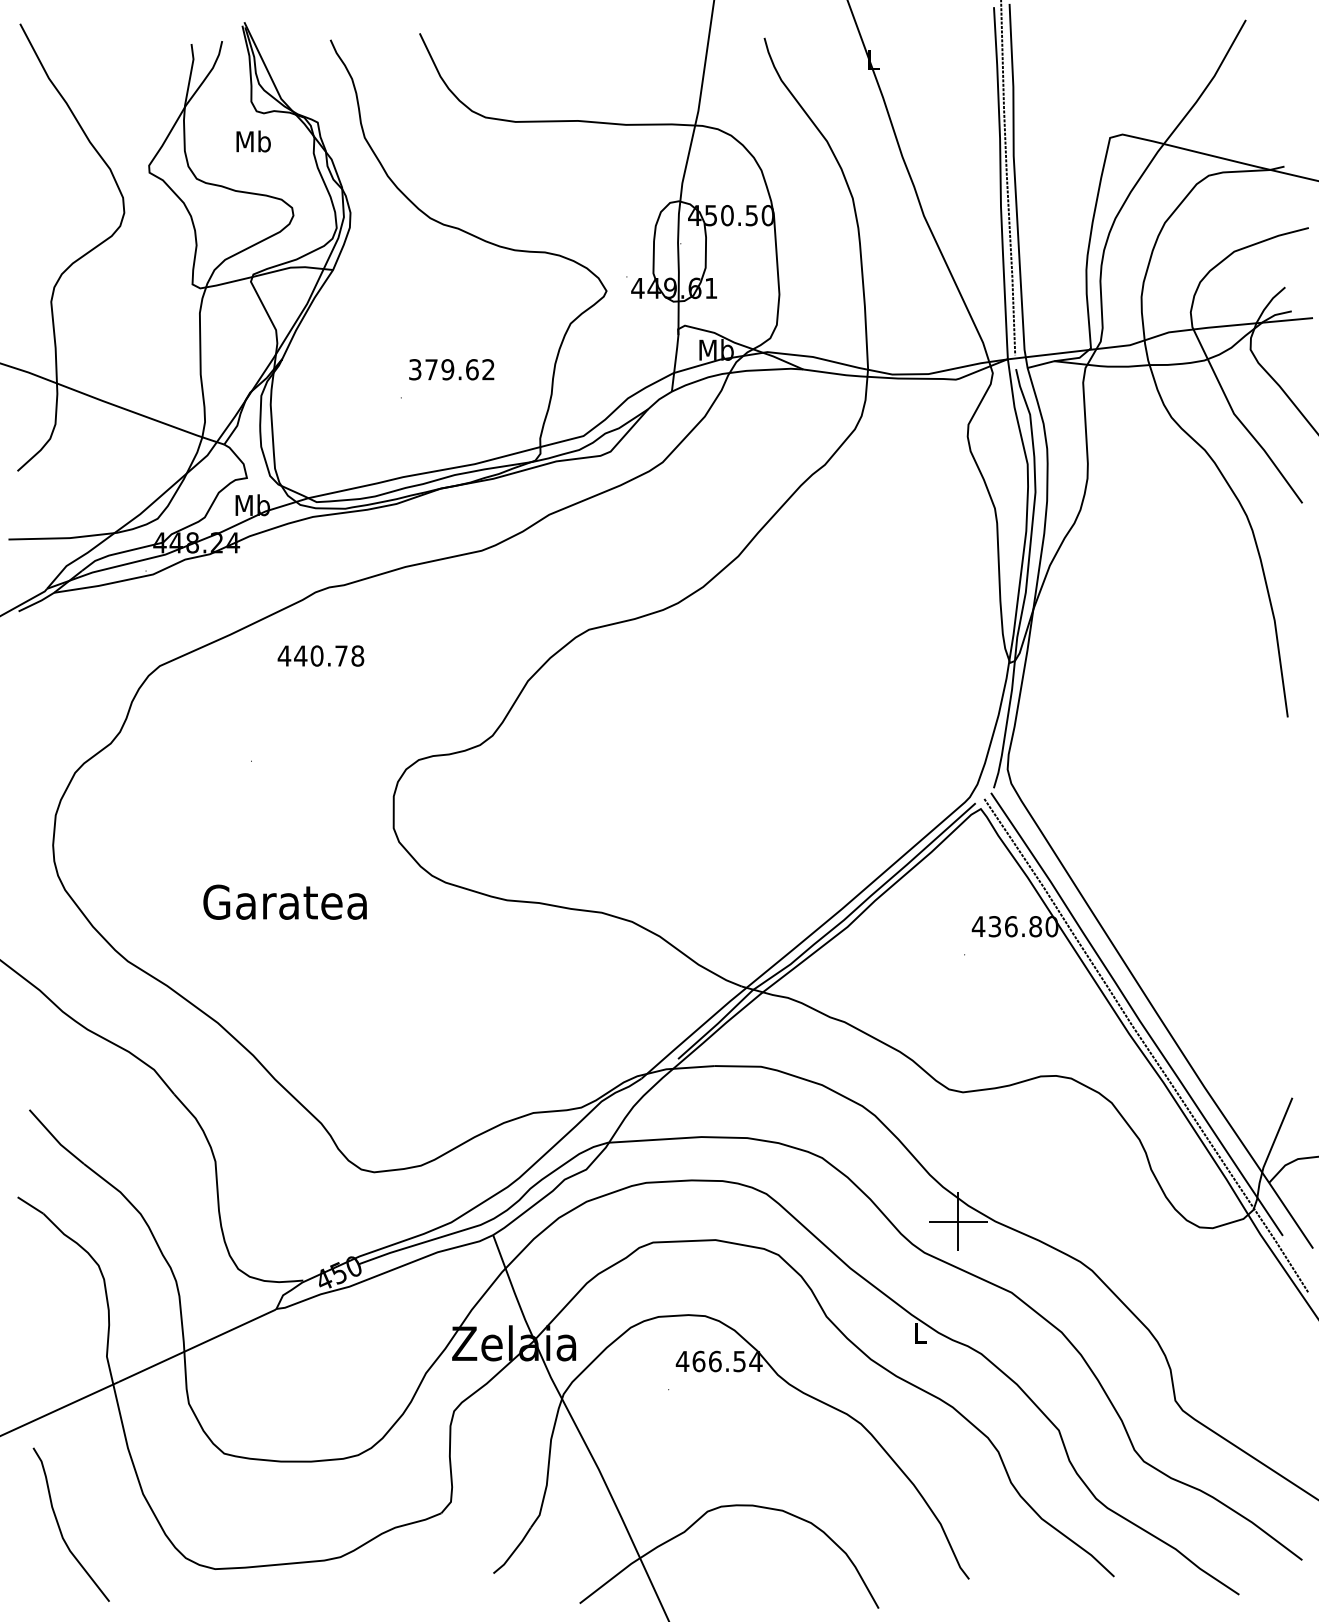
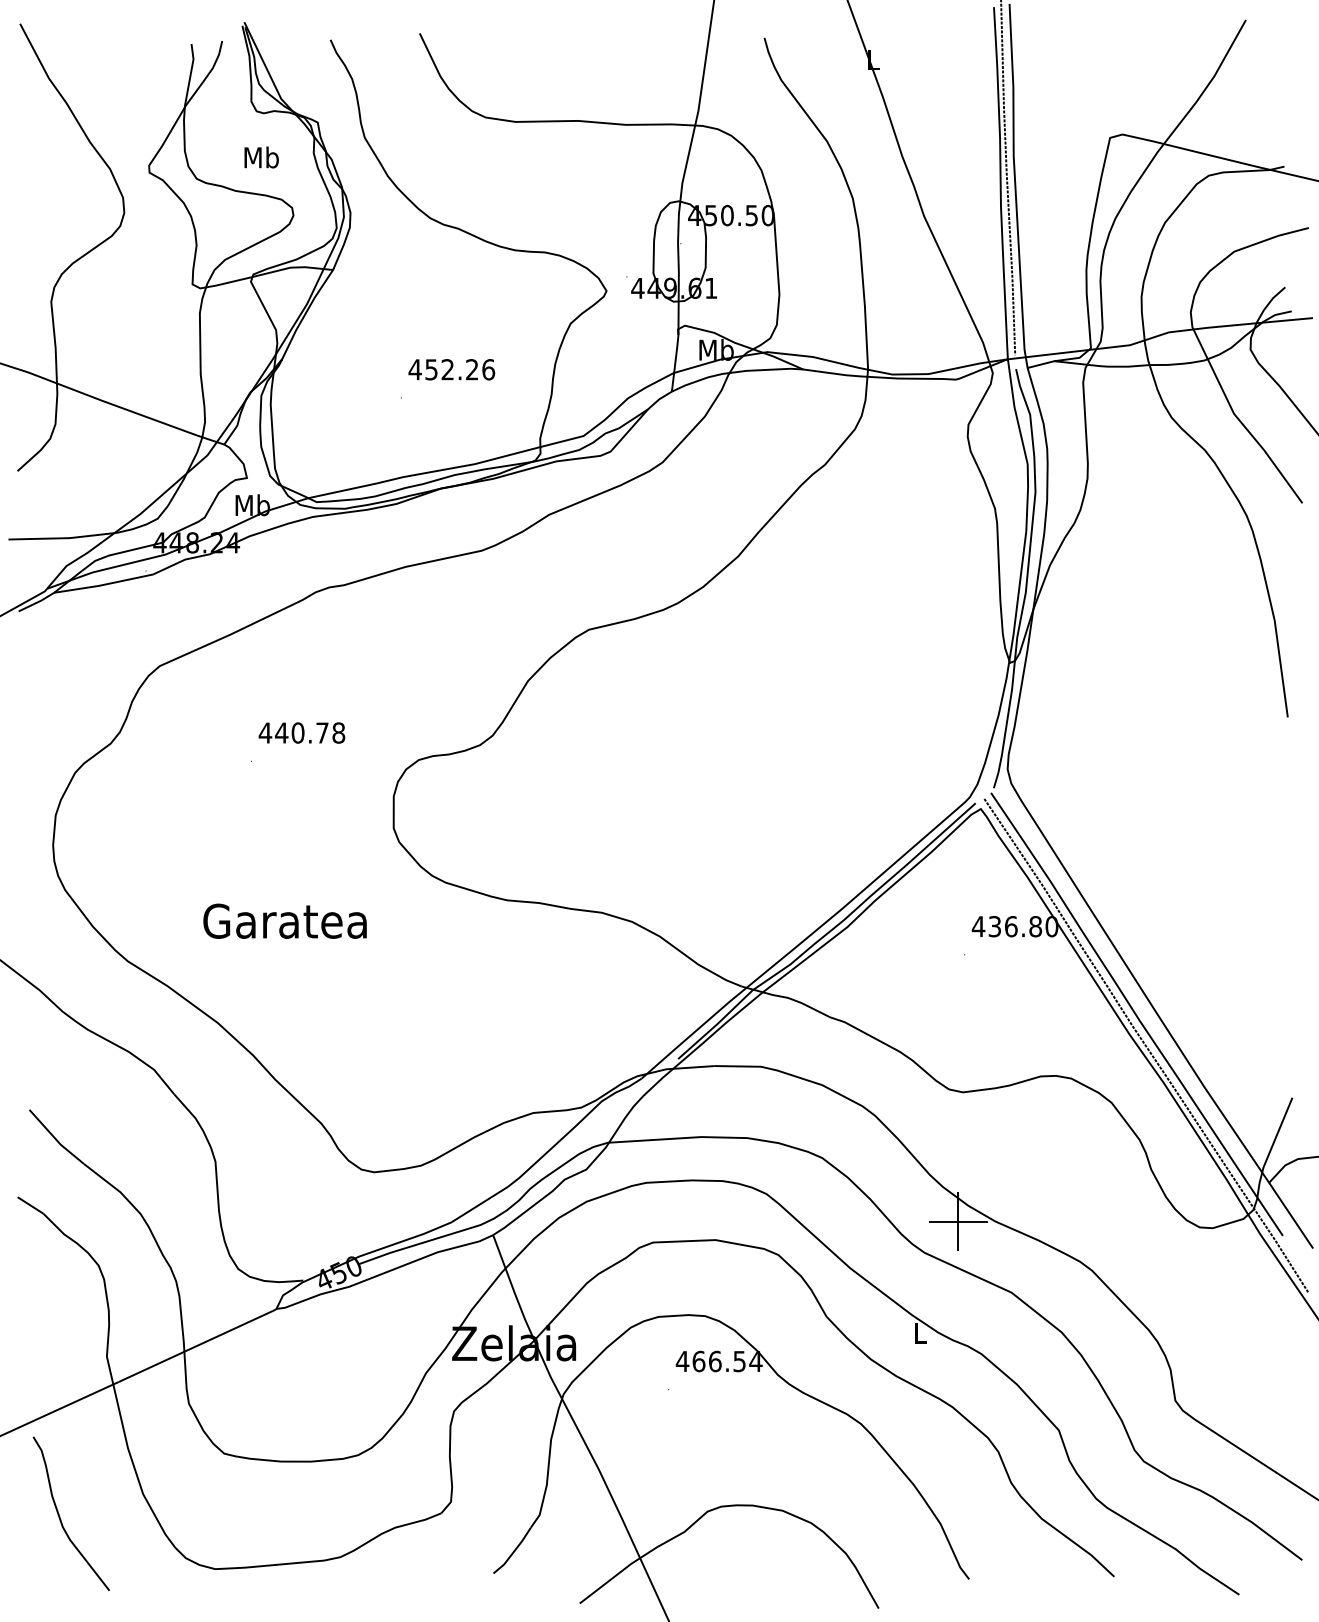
text position: (253, 141) -> (261, 157) (261, 157)
text: 379.62 -> 452.26 (451, 369)
text position: (320, 655) -> (301, 732) (301, 732)
text position: (284, 901) -> (284, 920) (284, 920)
curve position: (60, 1527) -> (60, 1516) (60, 1516)
